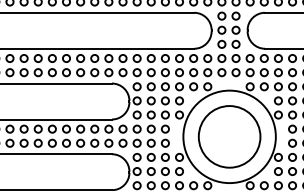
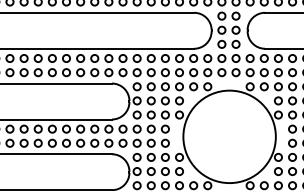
circle: present -> none (229, 136)
